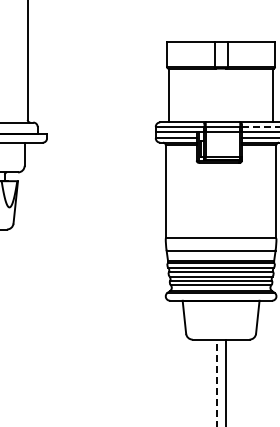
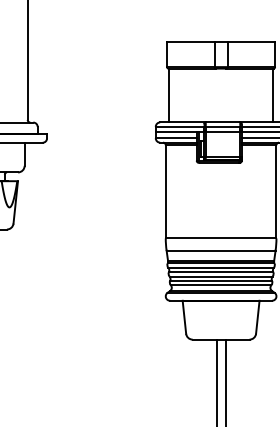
line: dashed -> solid (260, 126)
line: dashed -> solid (216, 382)
